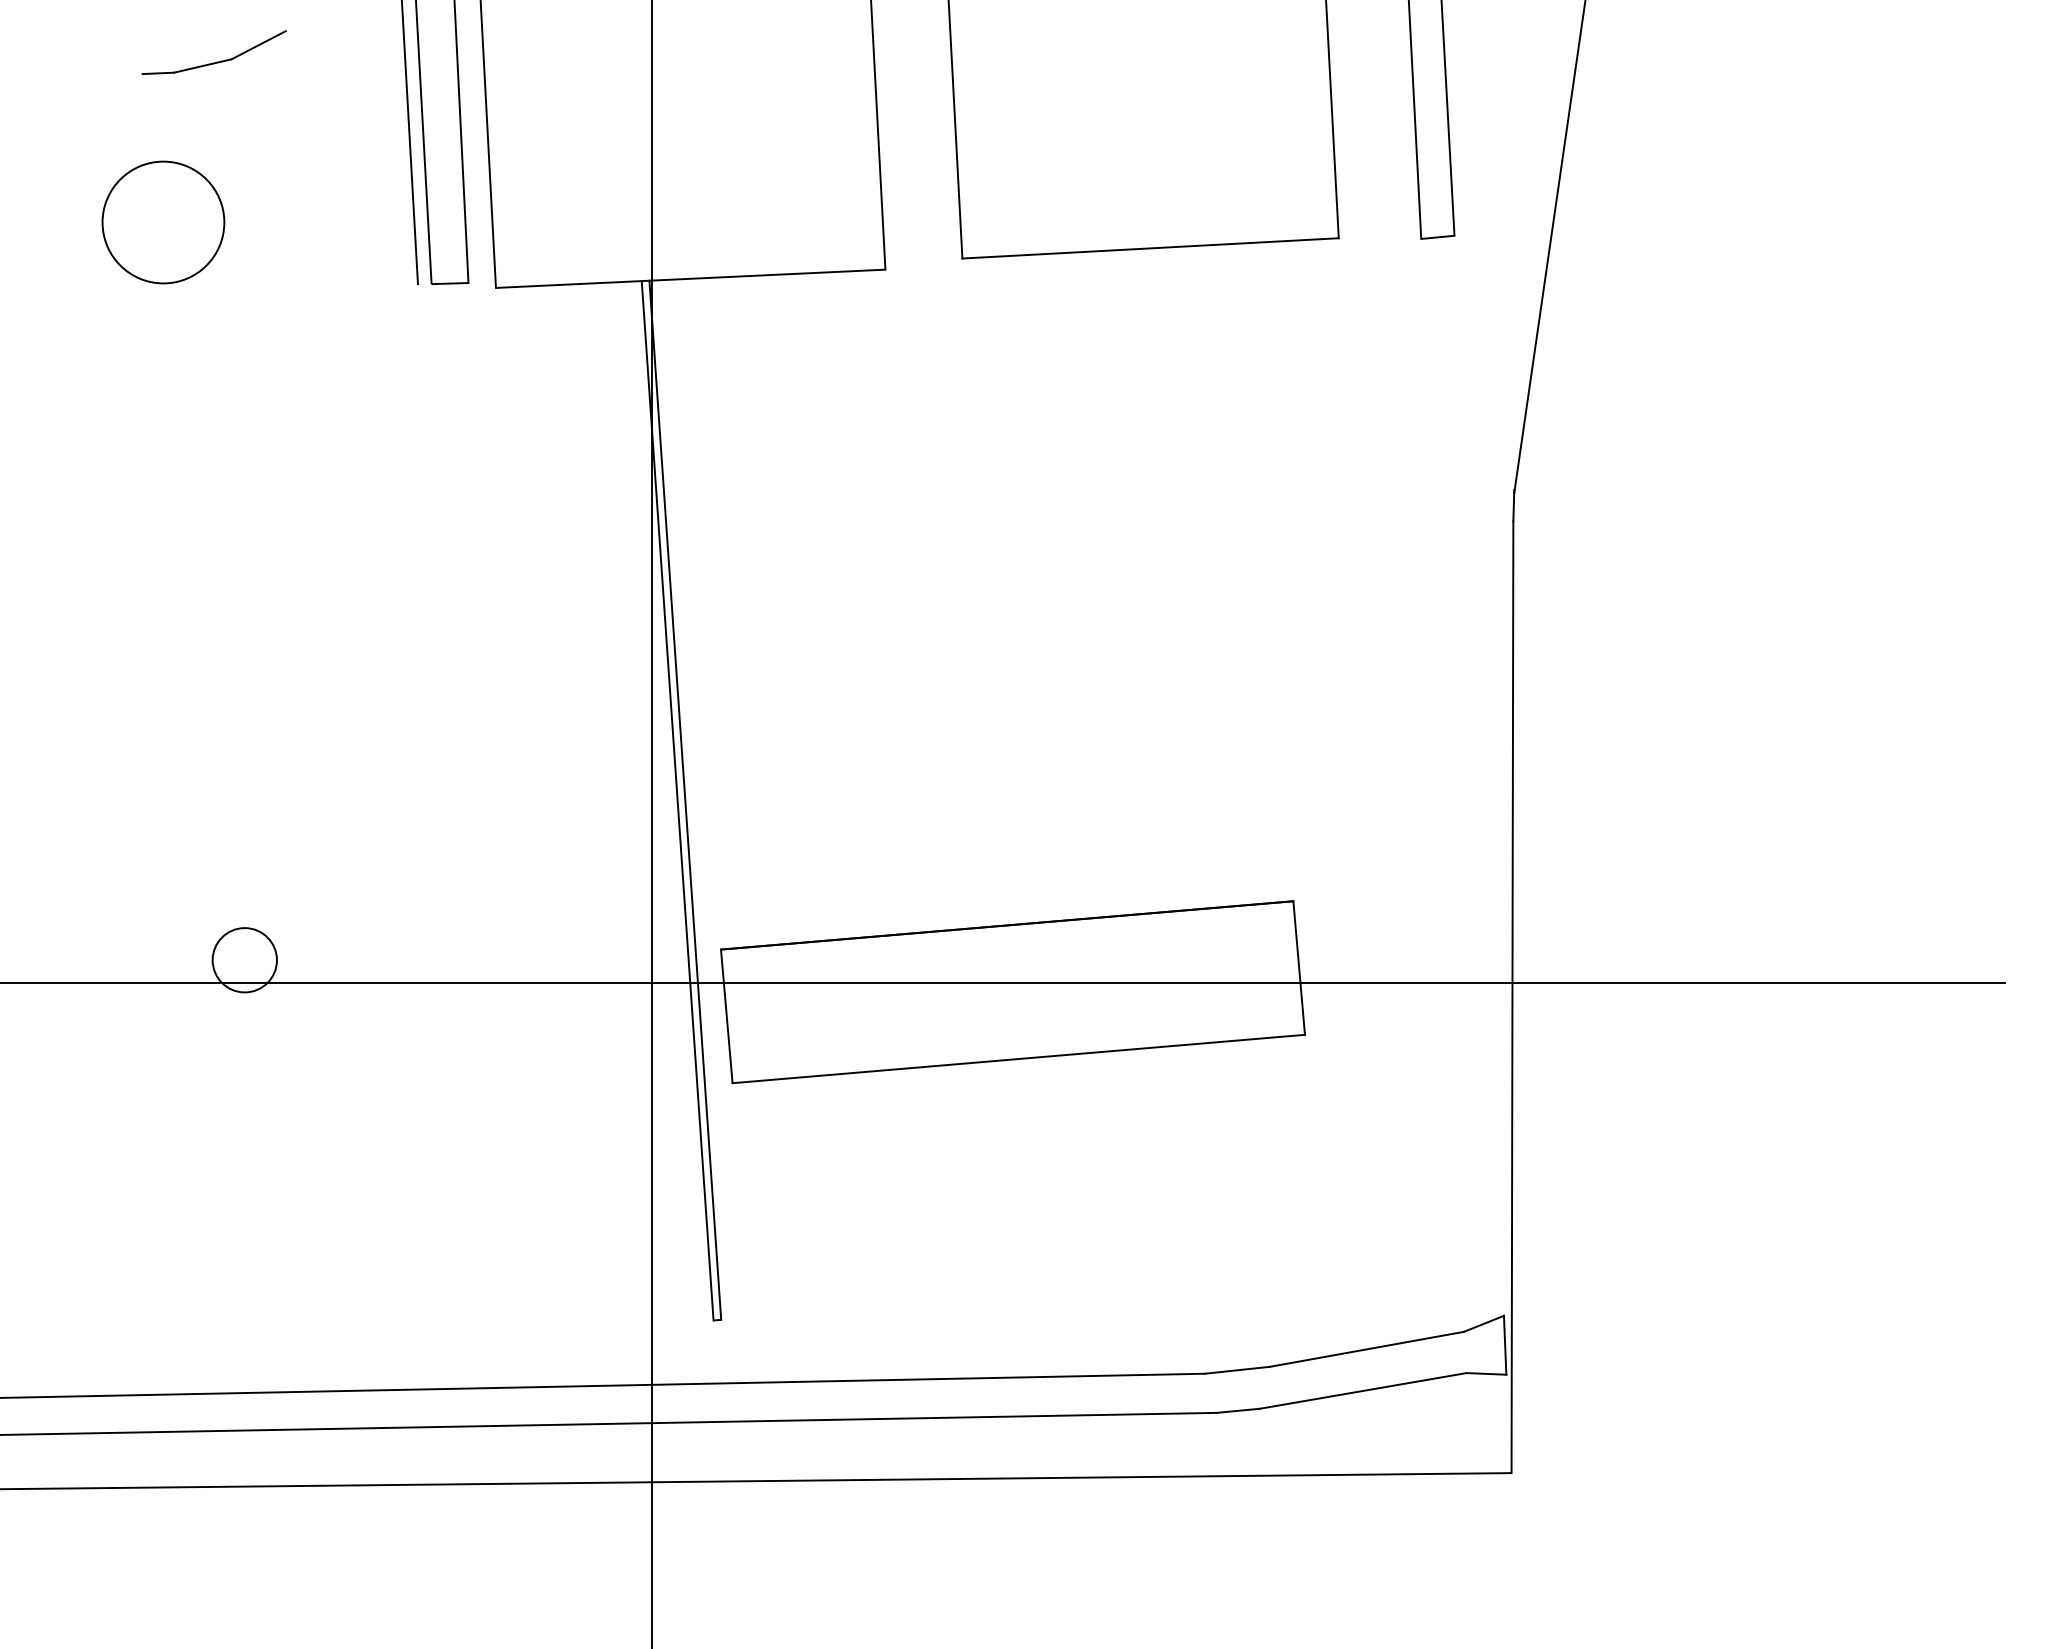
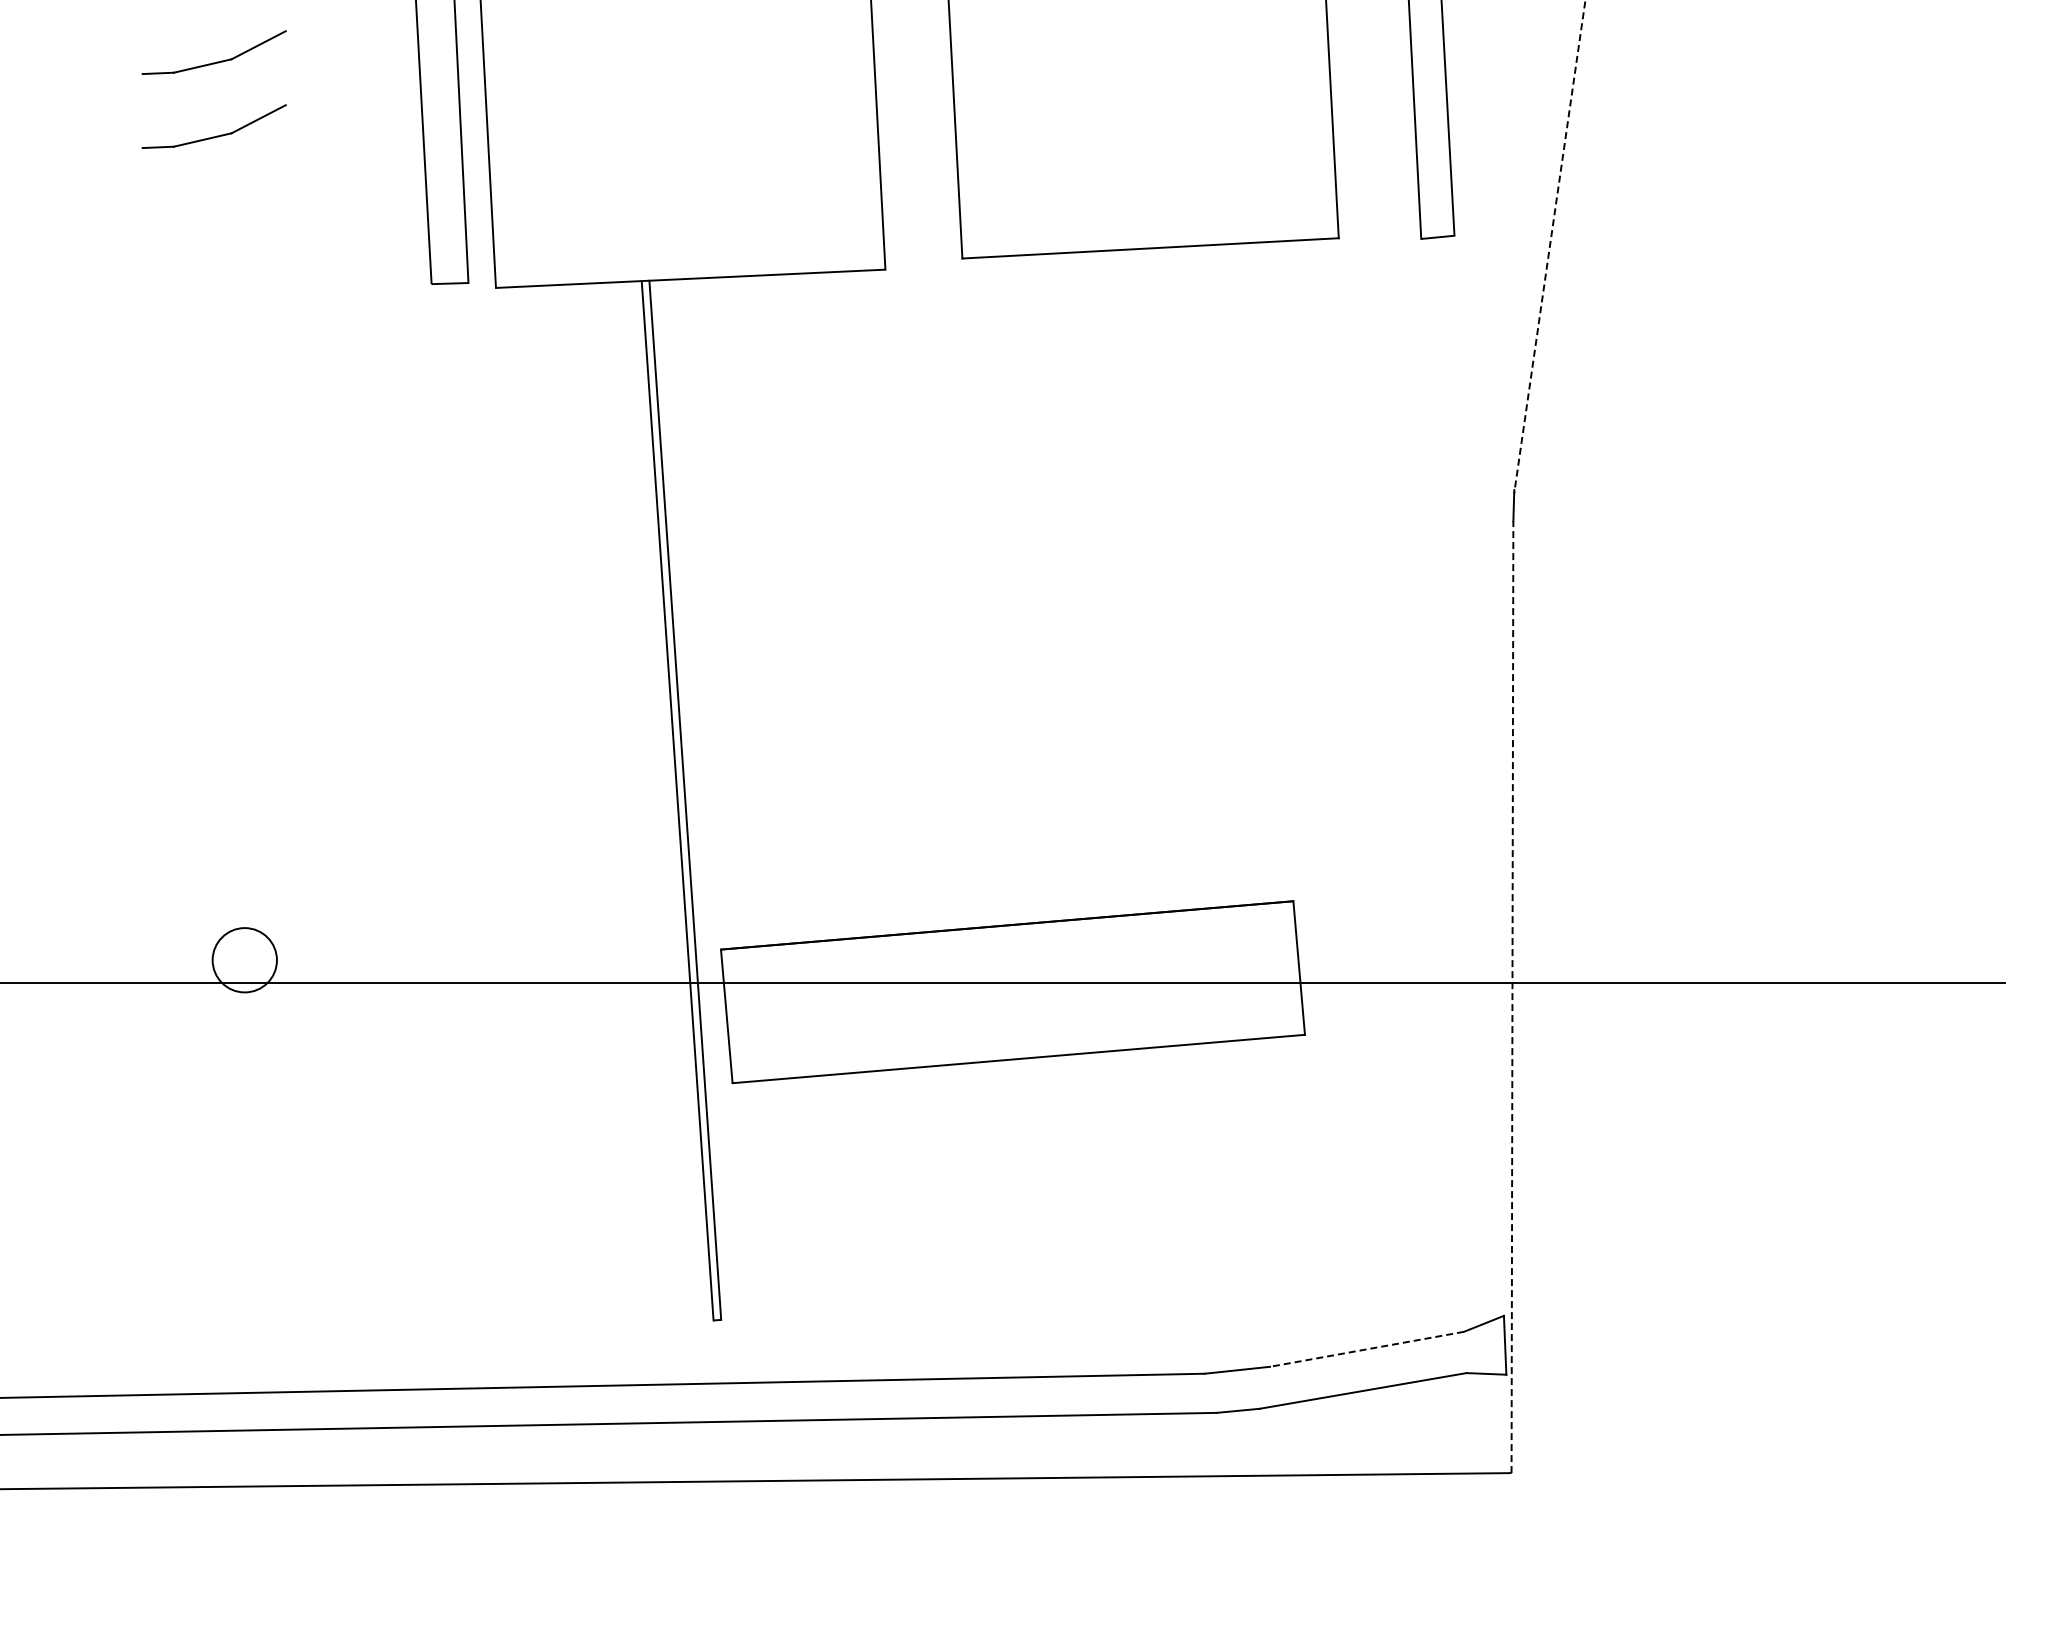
part: none -> present (216, 135)
line: present -> none (409, 143)
circle: present -> none (163, 222)
line: solid -> dashed (1549, 247)
line: present -> none (651, 823)
line: solid -> dashed (1512, 997)
line: solid -> dashed (1366, 1349)
